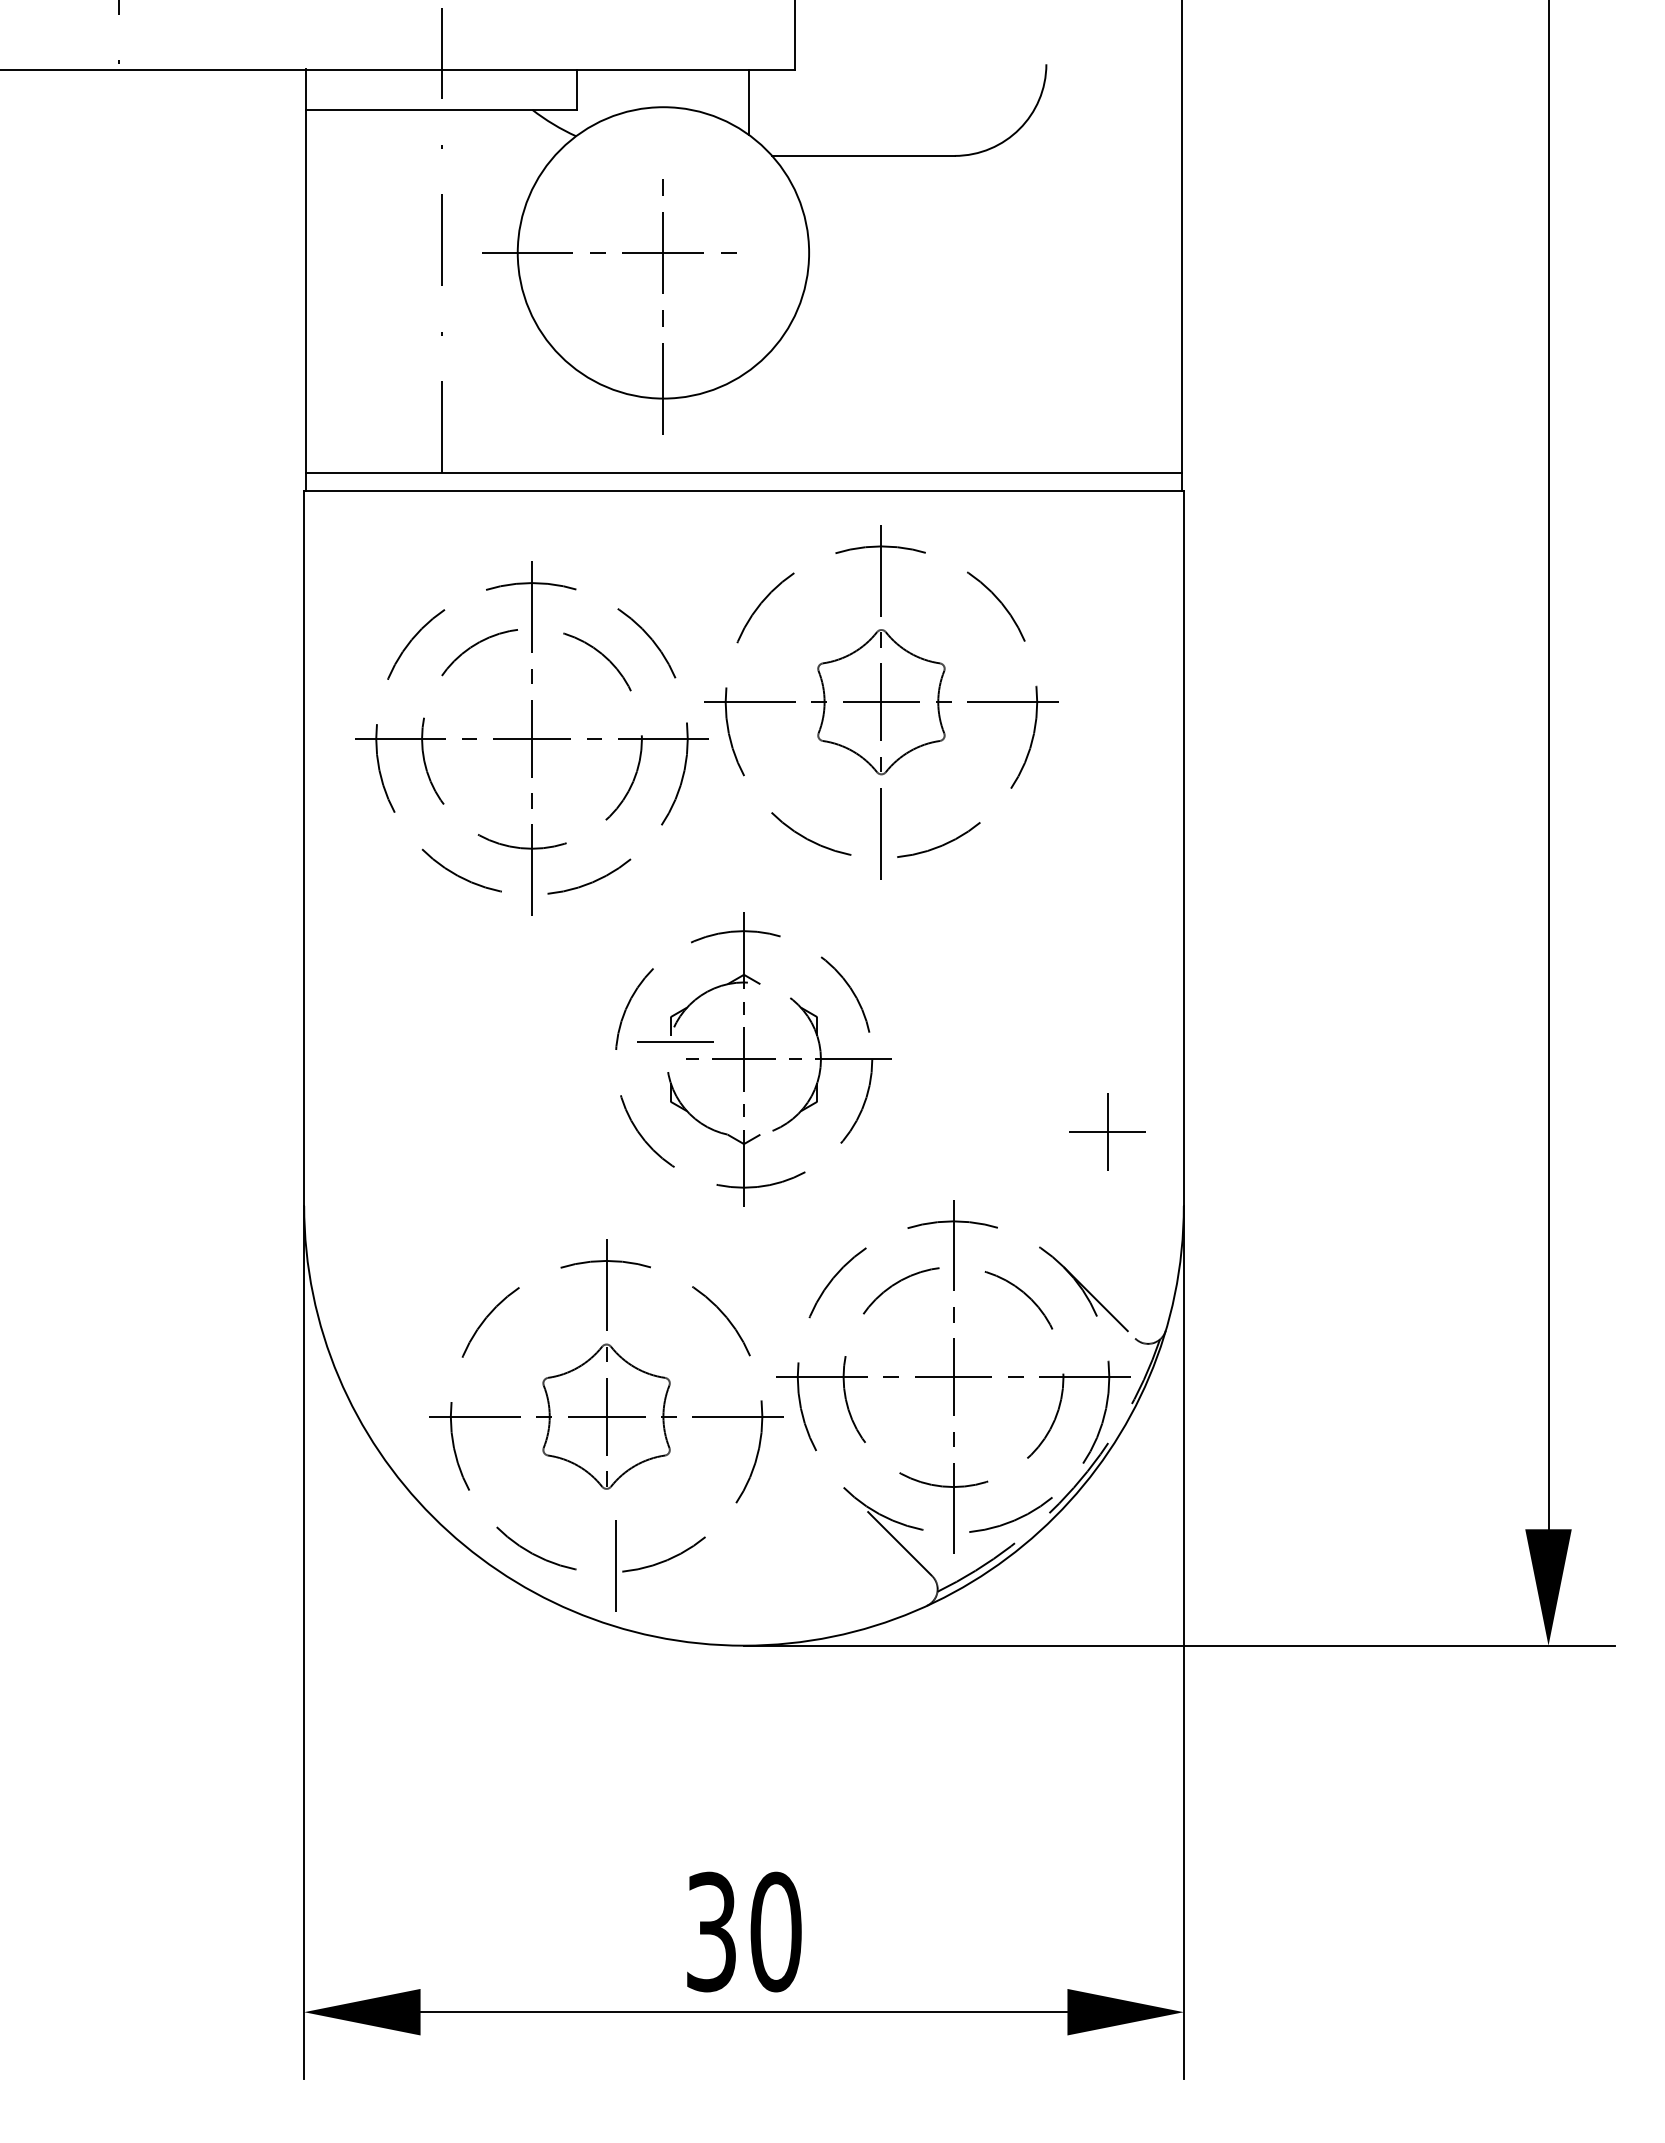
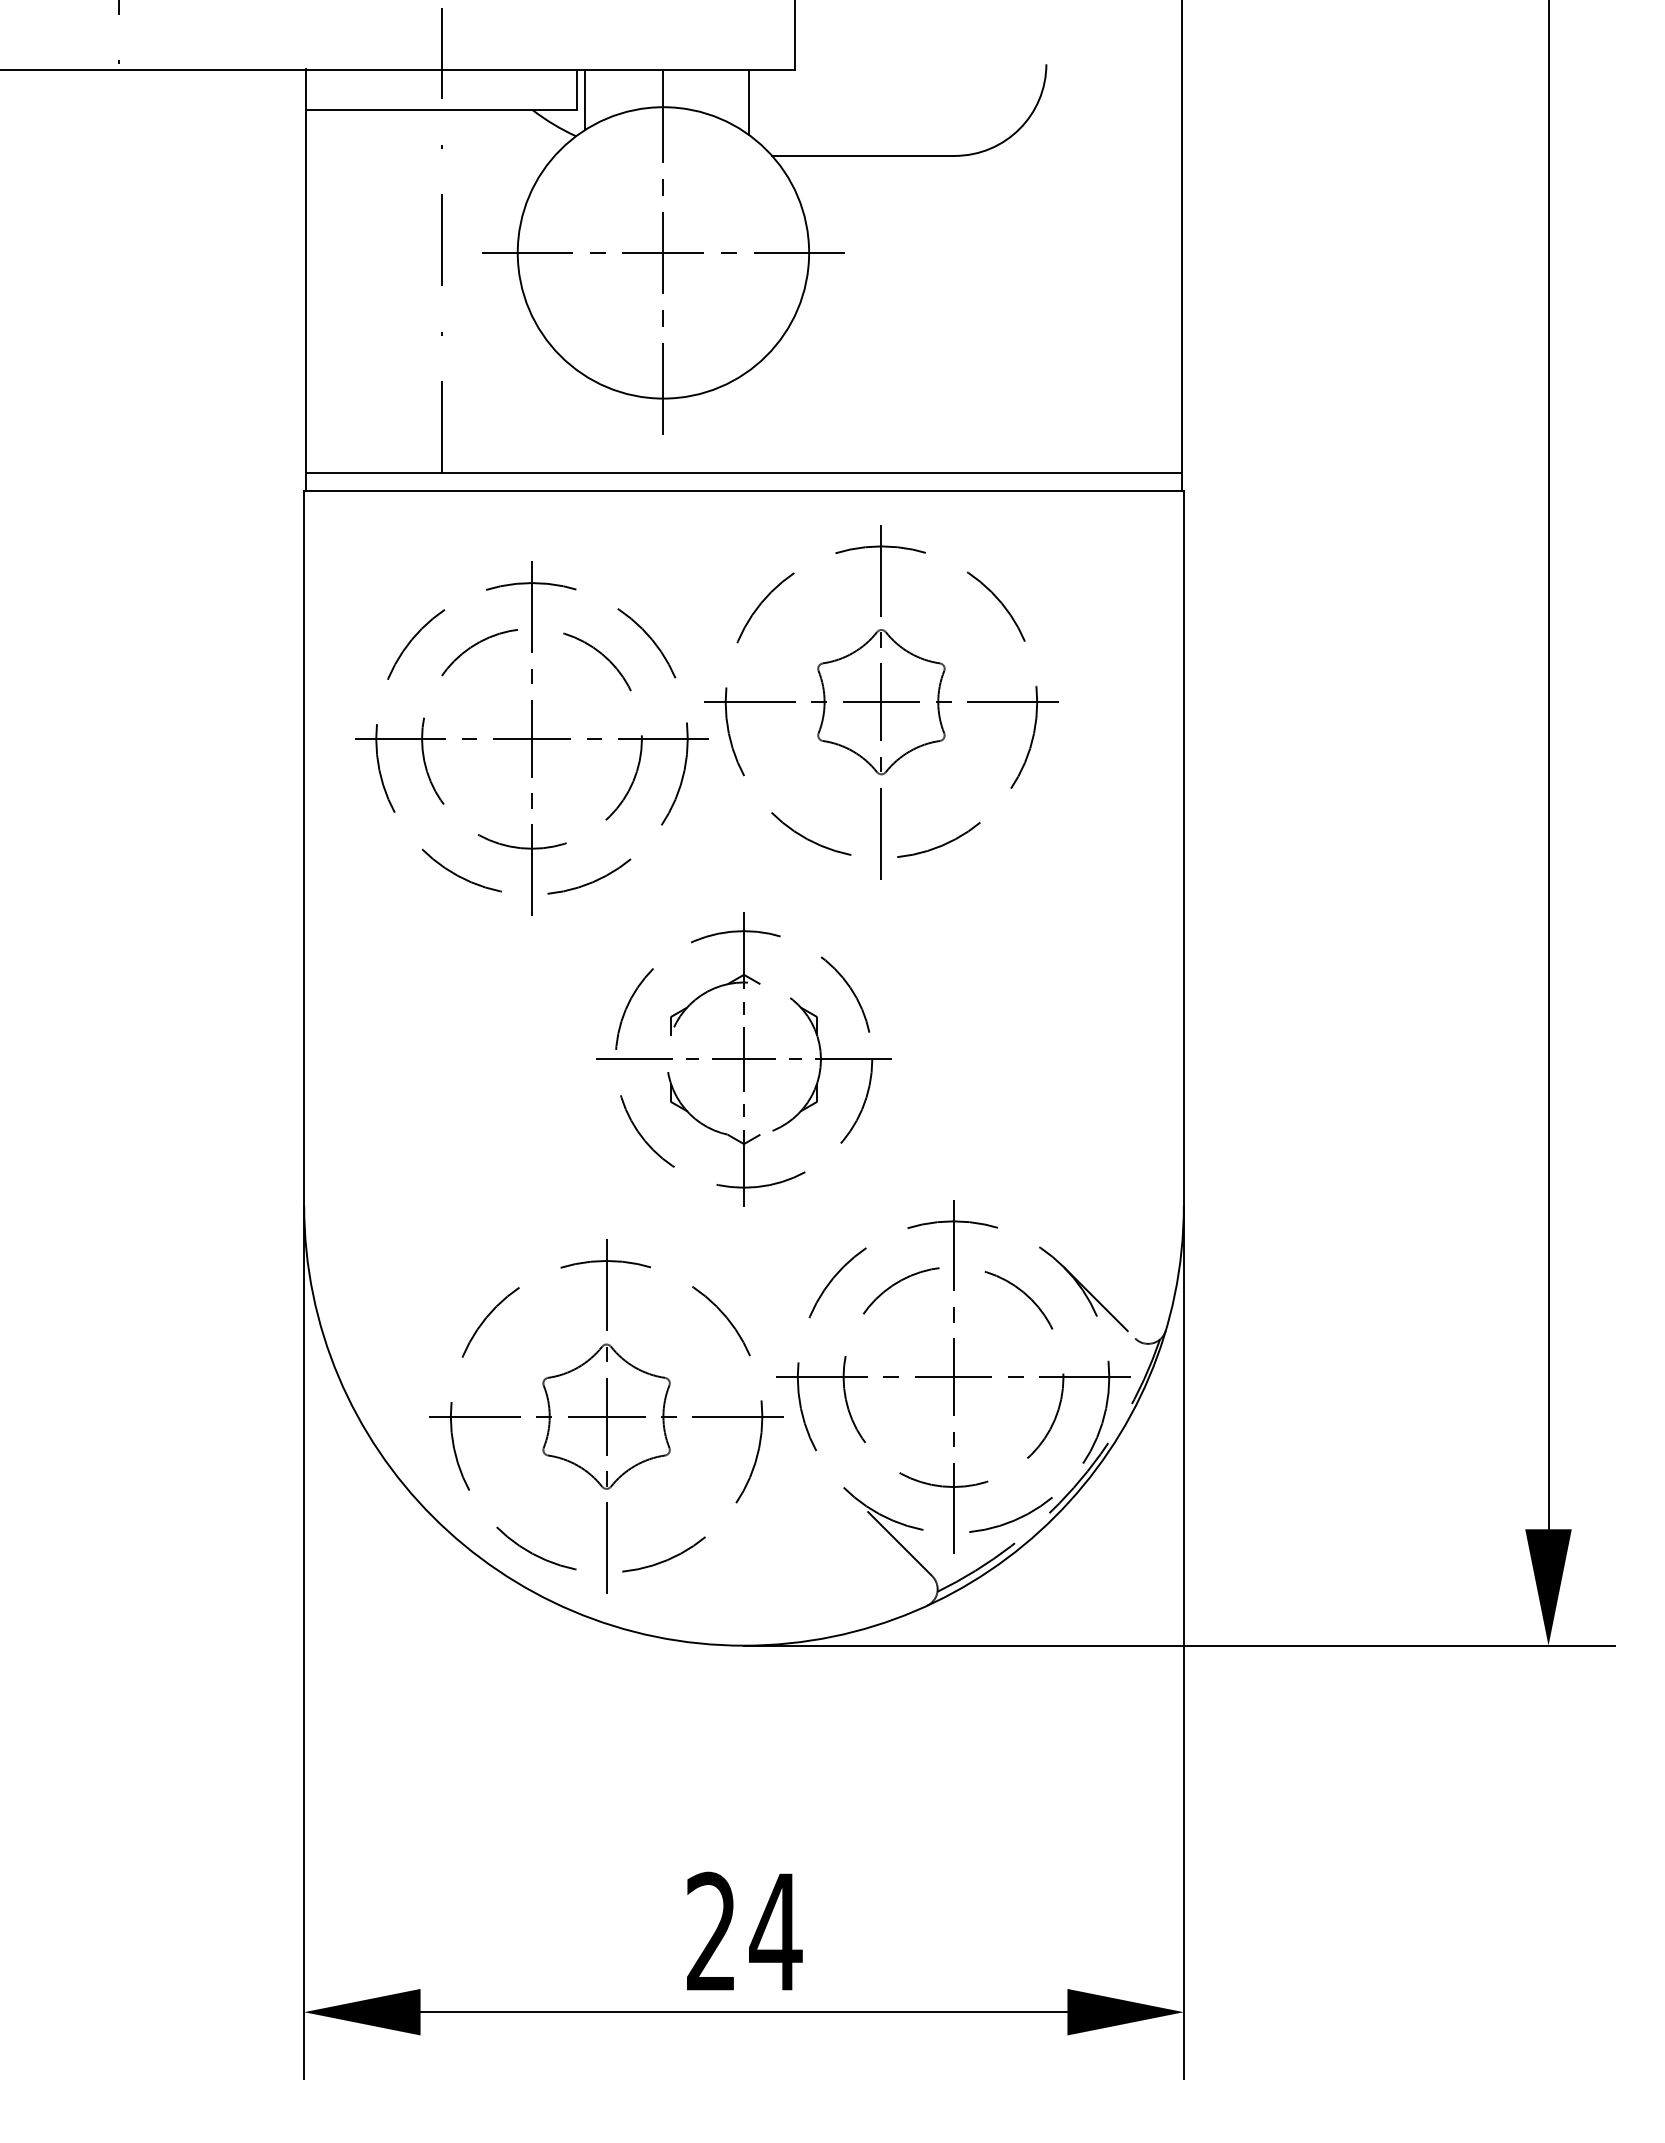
line: none -> present (584, 99)
line: none -> present (663, 113)
line: none -> present (802, 252)
line position: (675, 1041) -> (634, 1058) (634, 1058)
part: present -> none (1107, 1131)
line position: (615, 1565) -> (606, 1547) (606, 1547)
text: 30 -> 24 (744, 1931)
